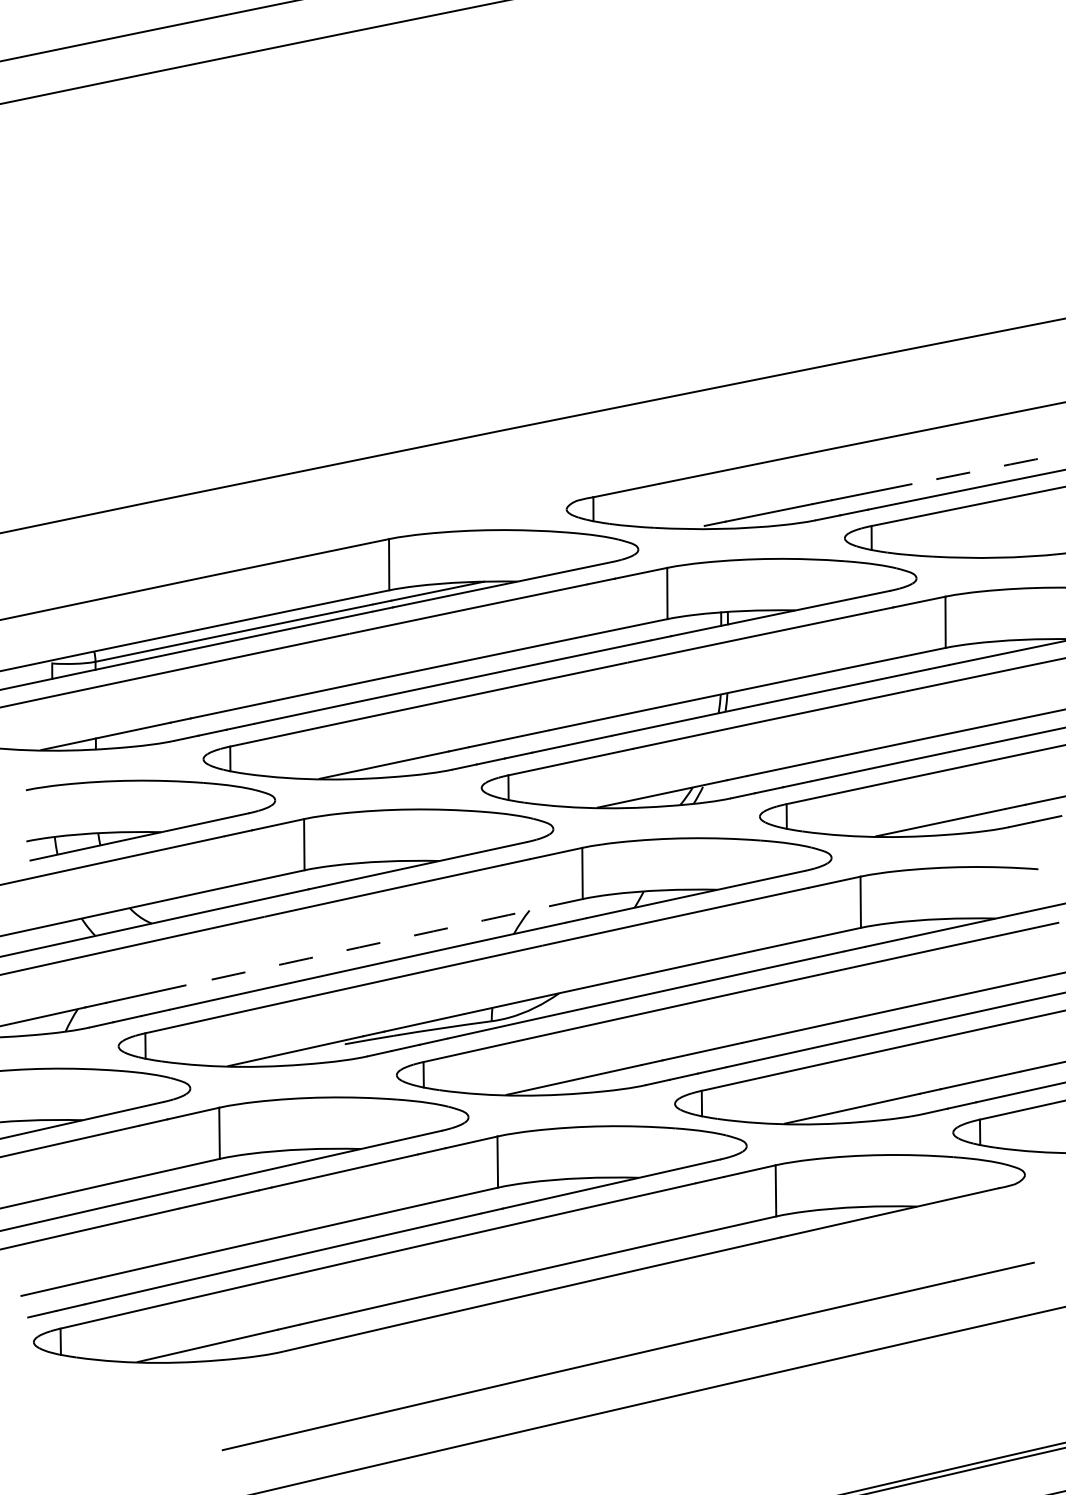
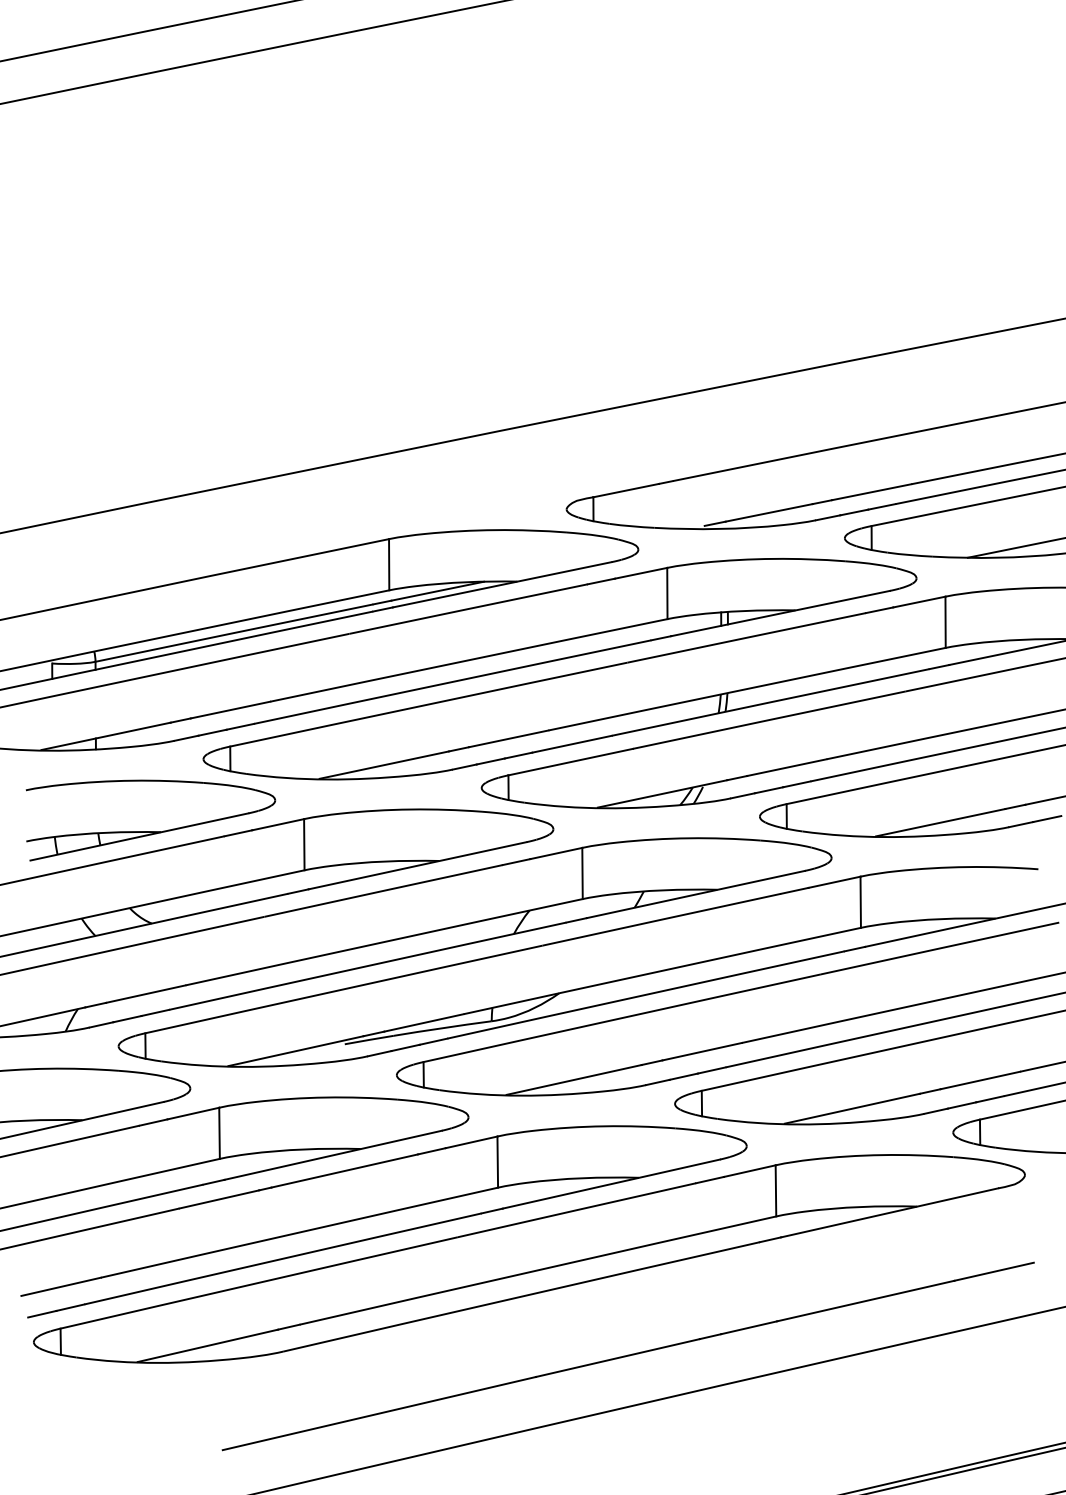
arc: dashed -> solid (988, 468)
line: none -> present (1014, 547)
arc: dashed -> solid (384, 942)
